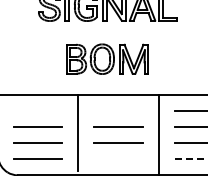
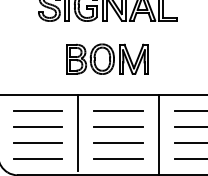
line: none -> present (38, 111)
line: none -> present (118, 111)
line: none -> present (118, 158)
line: dashed -> solid (191, 159)
